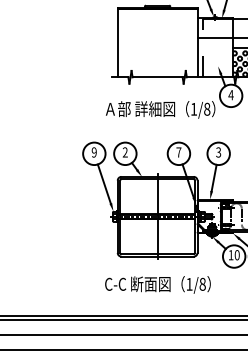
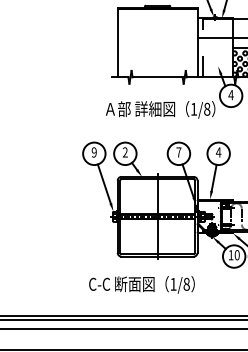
text: 3 -> 4 (218, 152)
text position: (157, 284) -> (141, 284) (141, 284)
line position: (123, 334) -> (123, 328) (123, 328)
